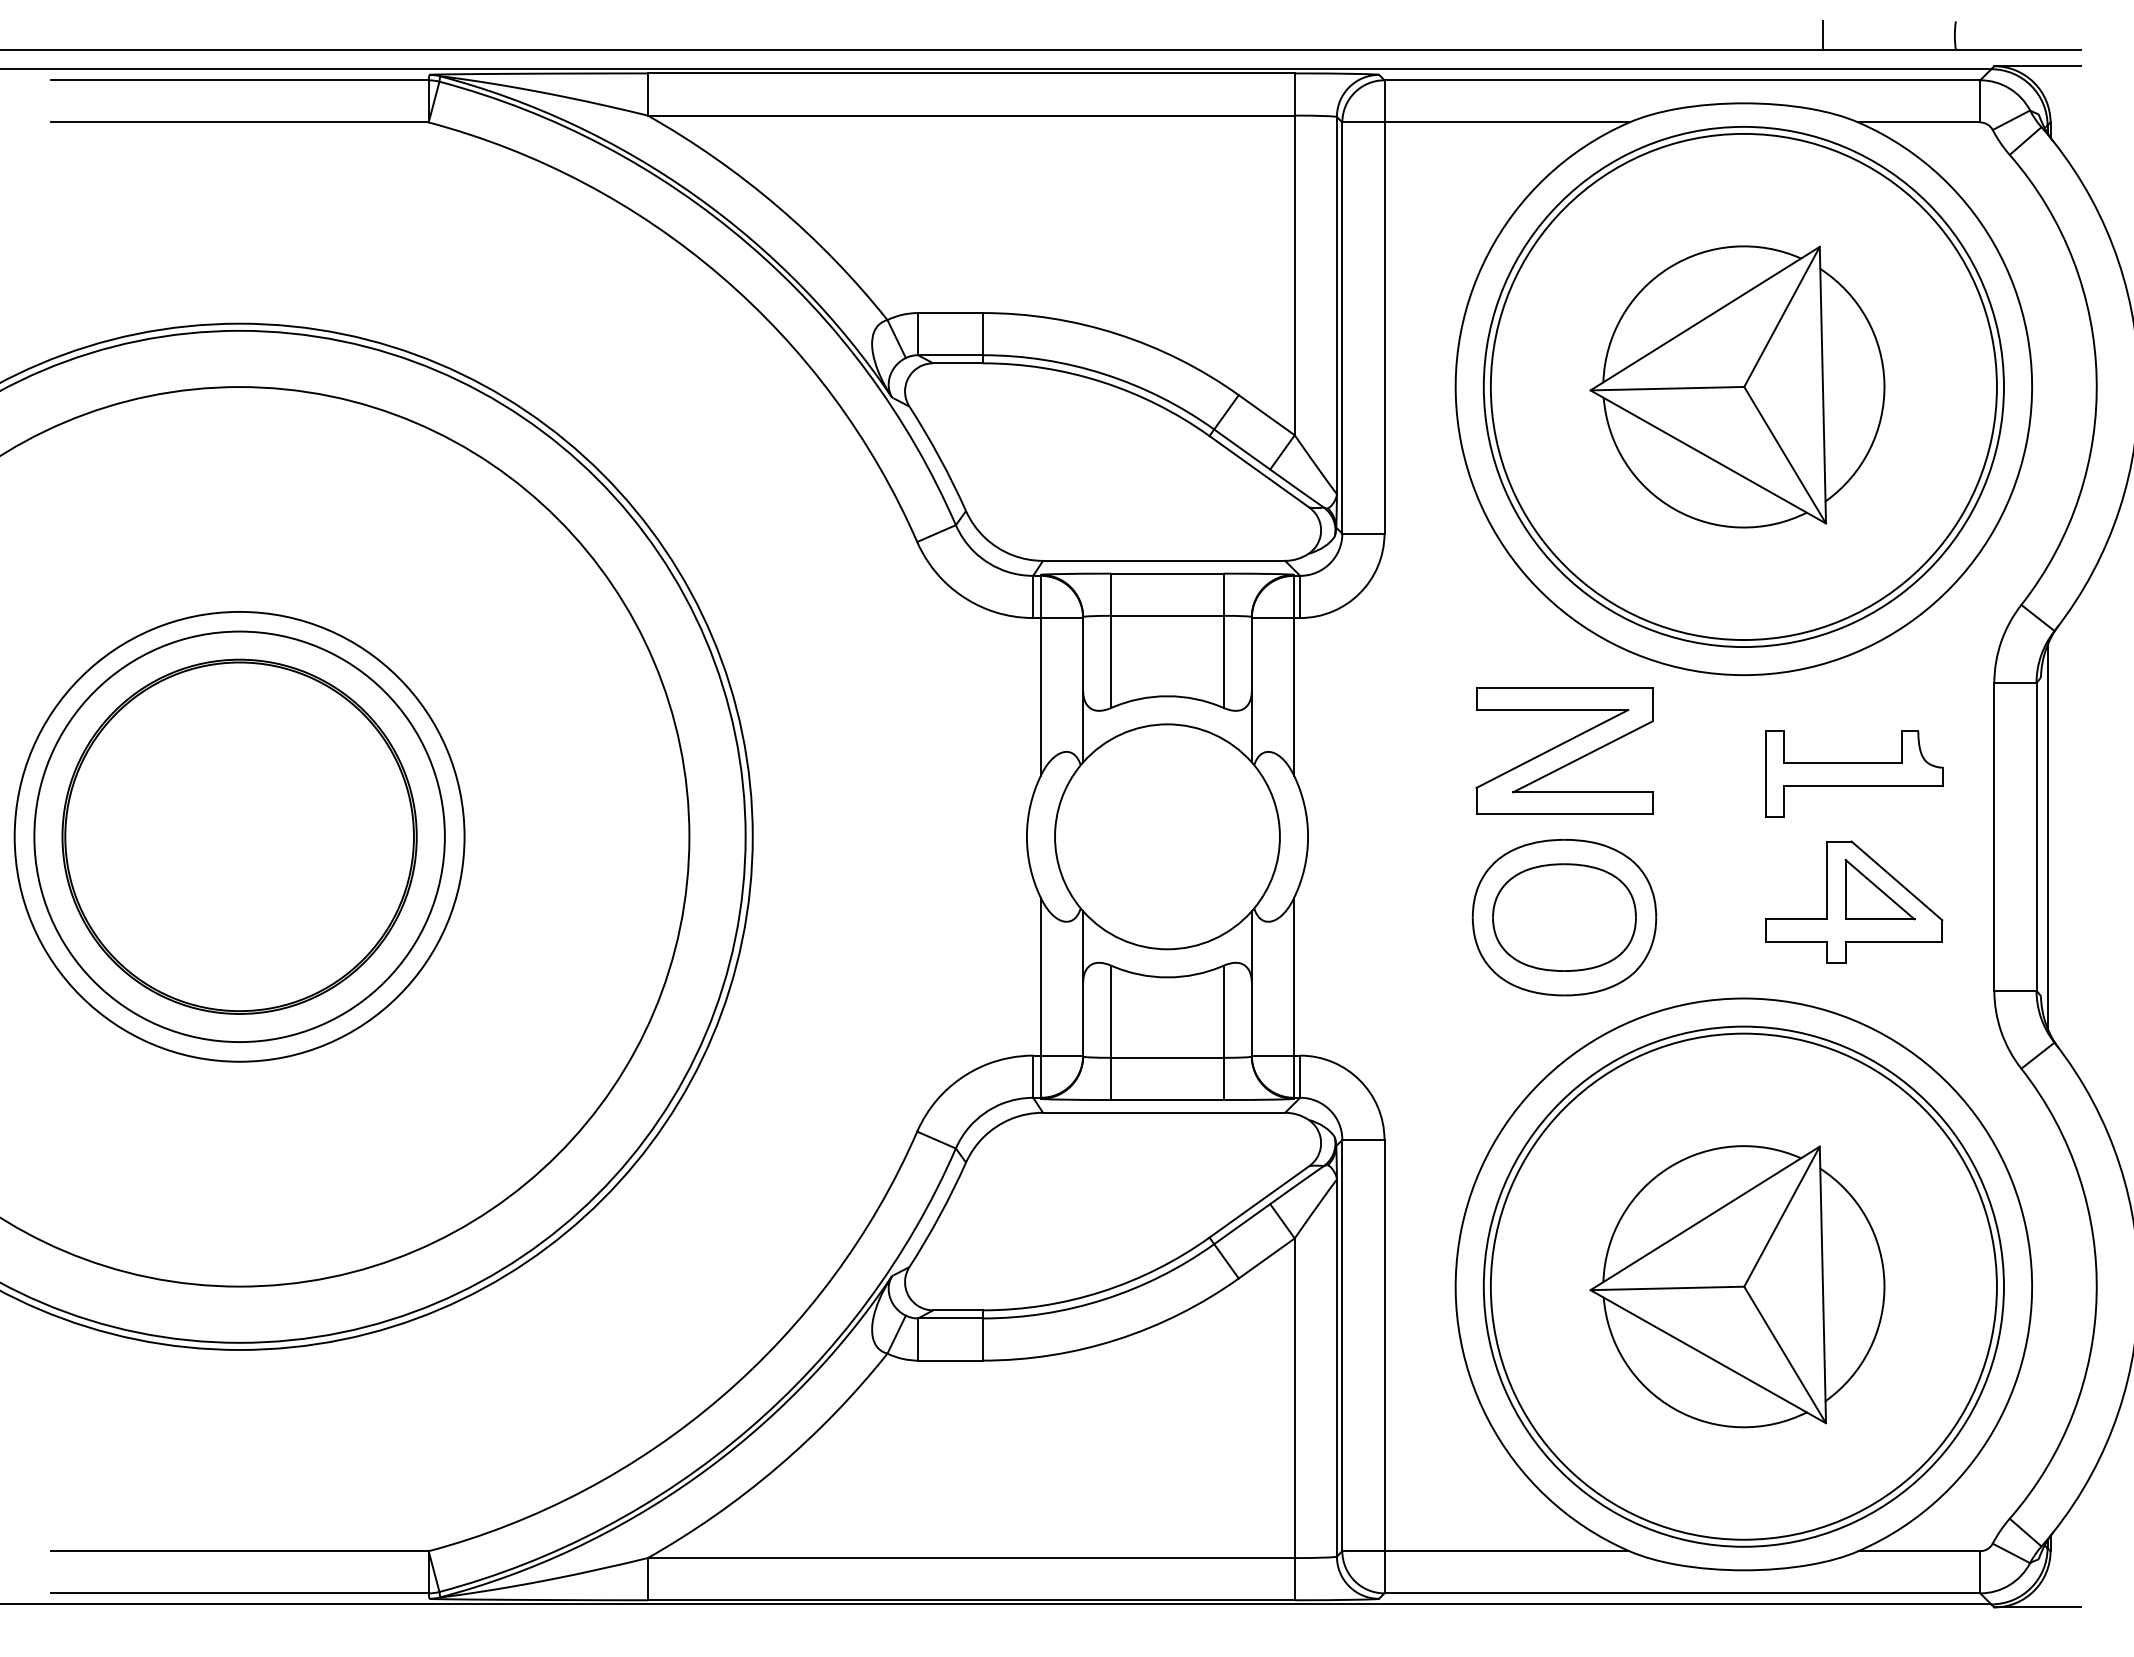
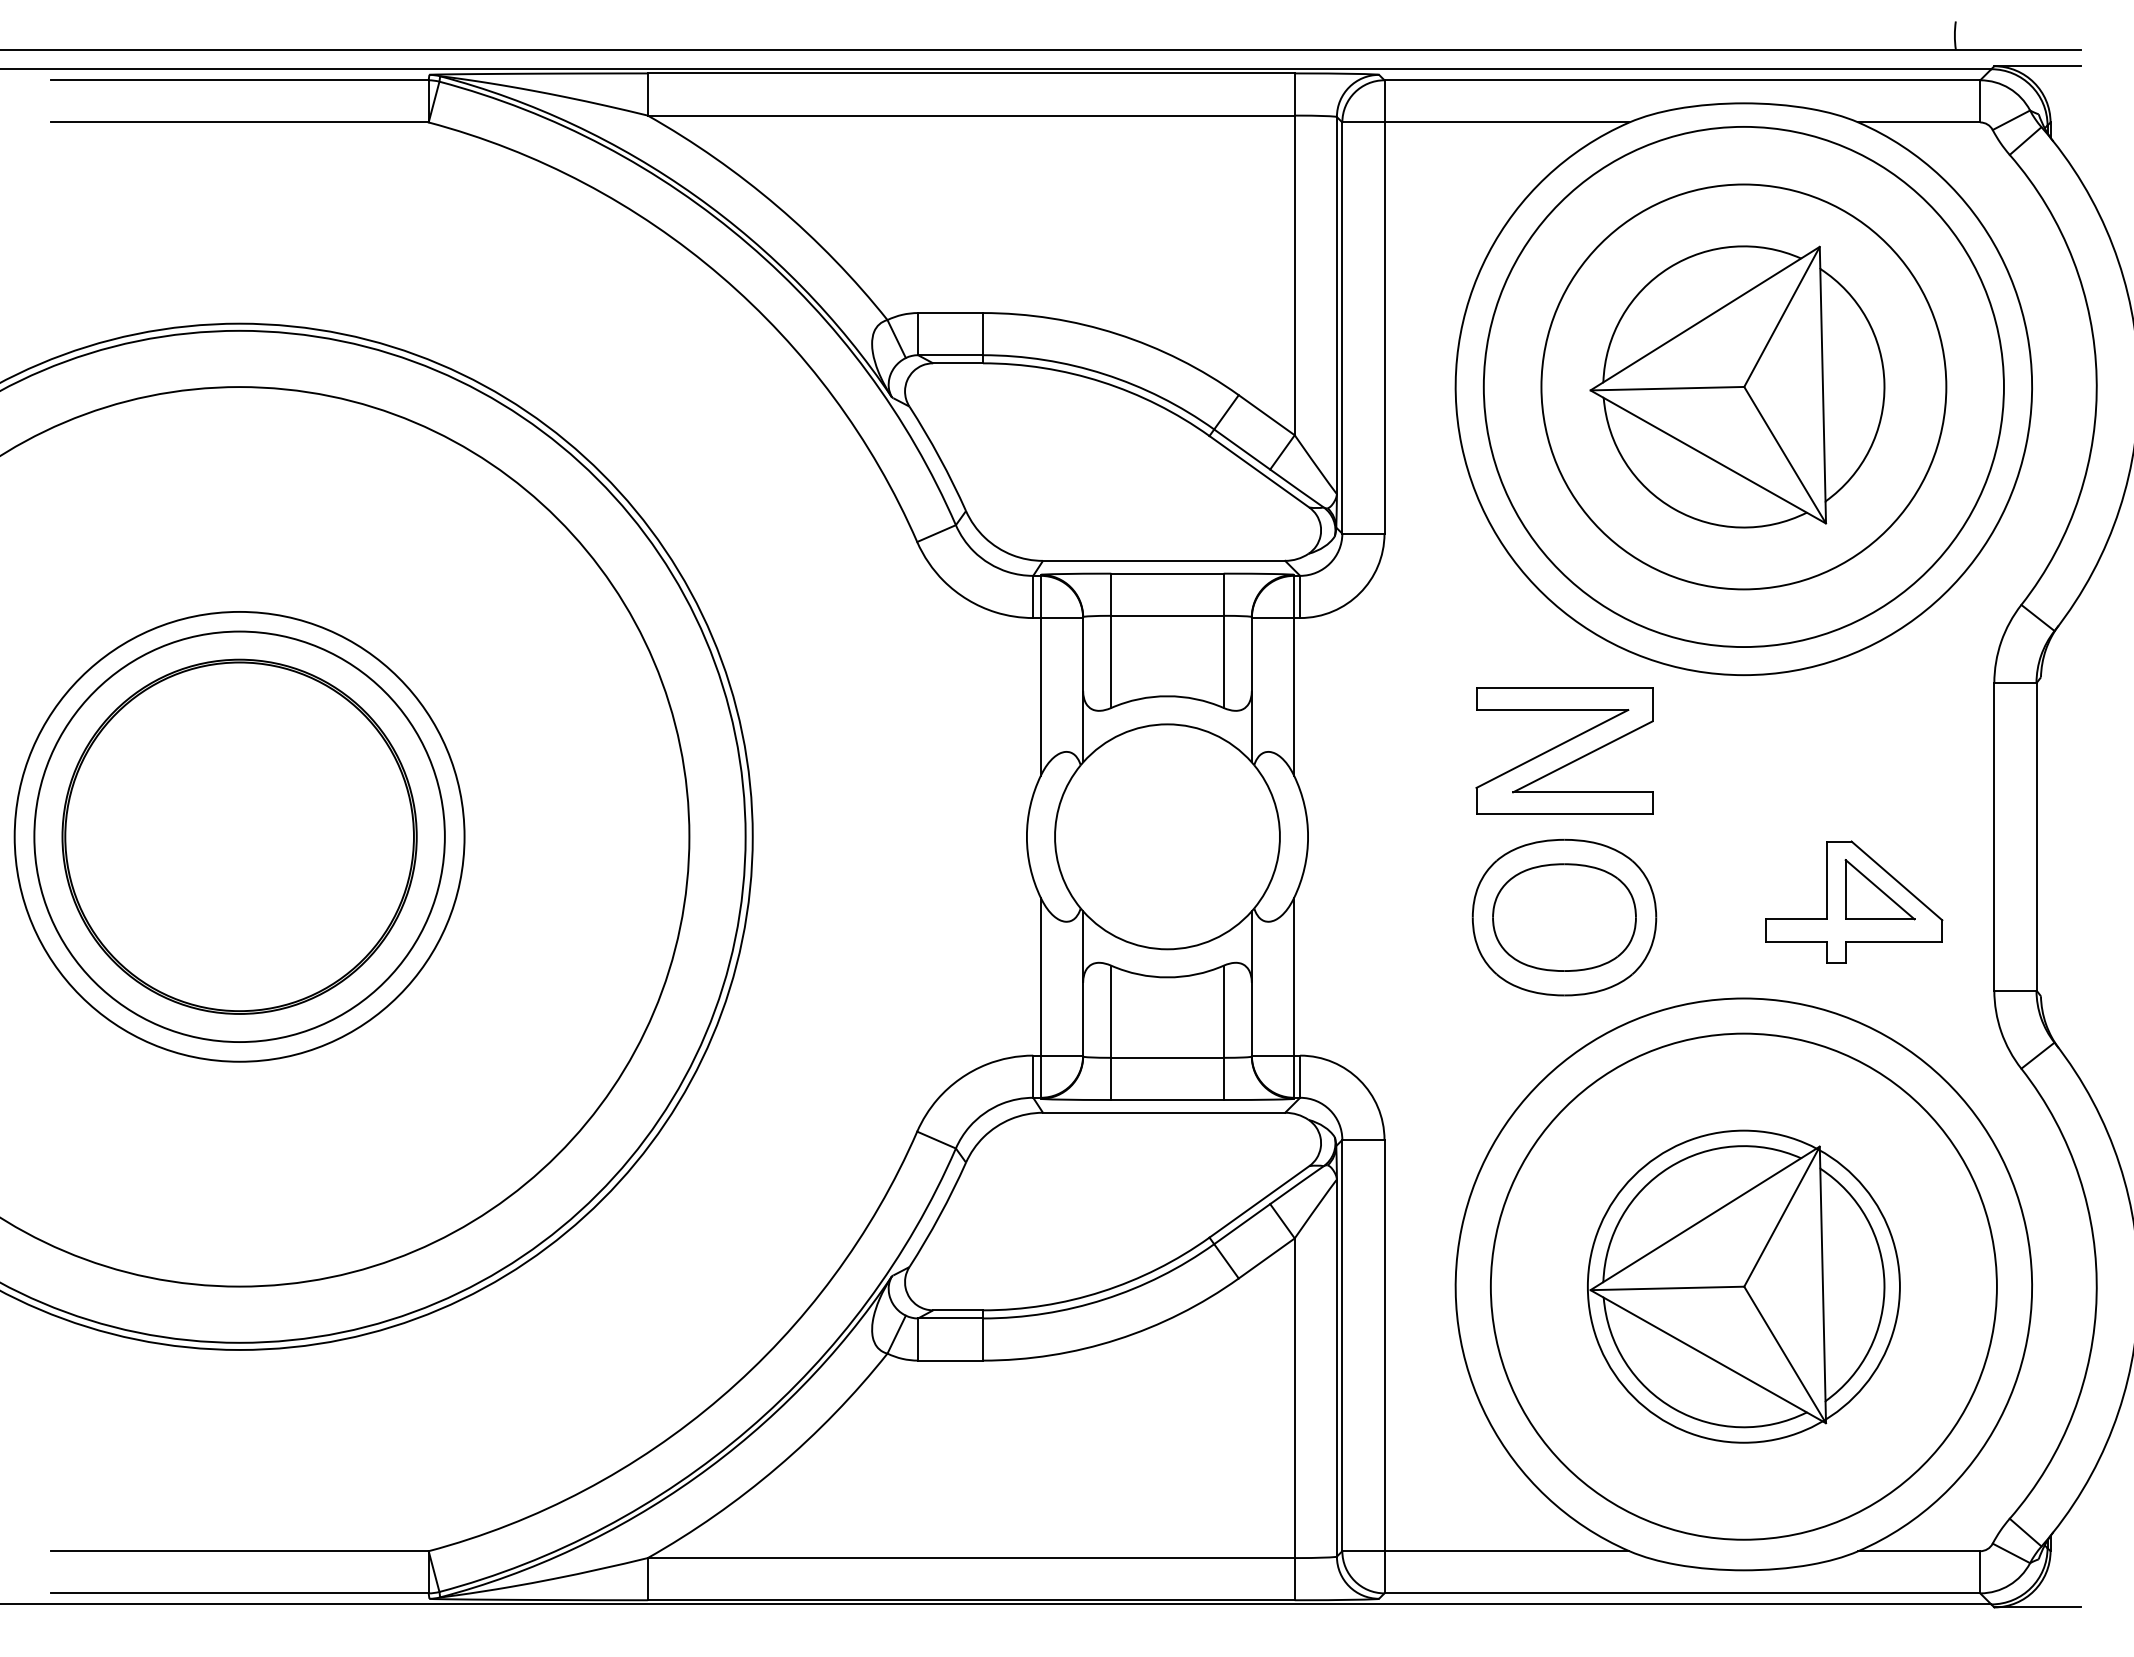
line: present -> none (1822, 35)
circle diameter: 506 px -> 405 px (1743, 386)
part: present -> none (1854, 773)
line: present -> none (2047, 836)
circle diameter: 520 px -> 312 px (1743, 1286)
